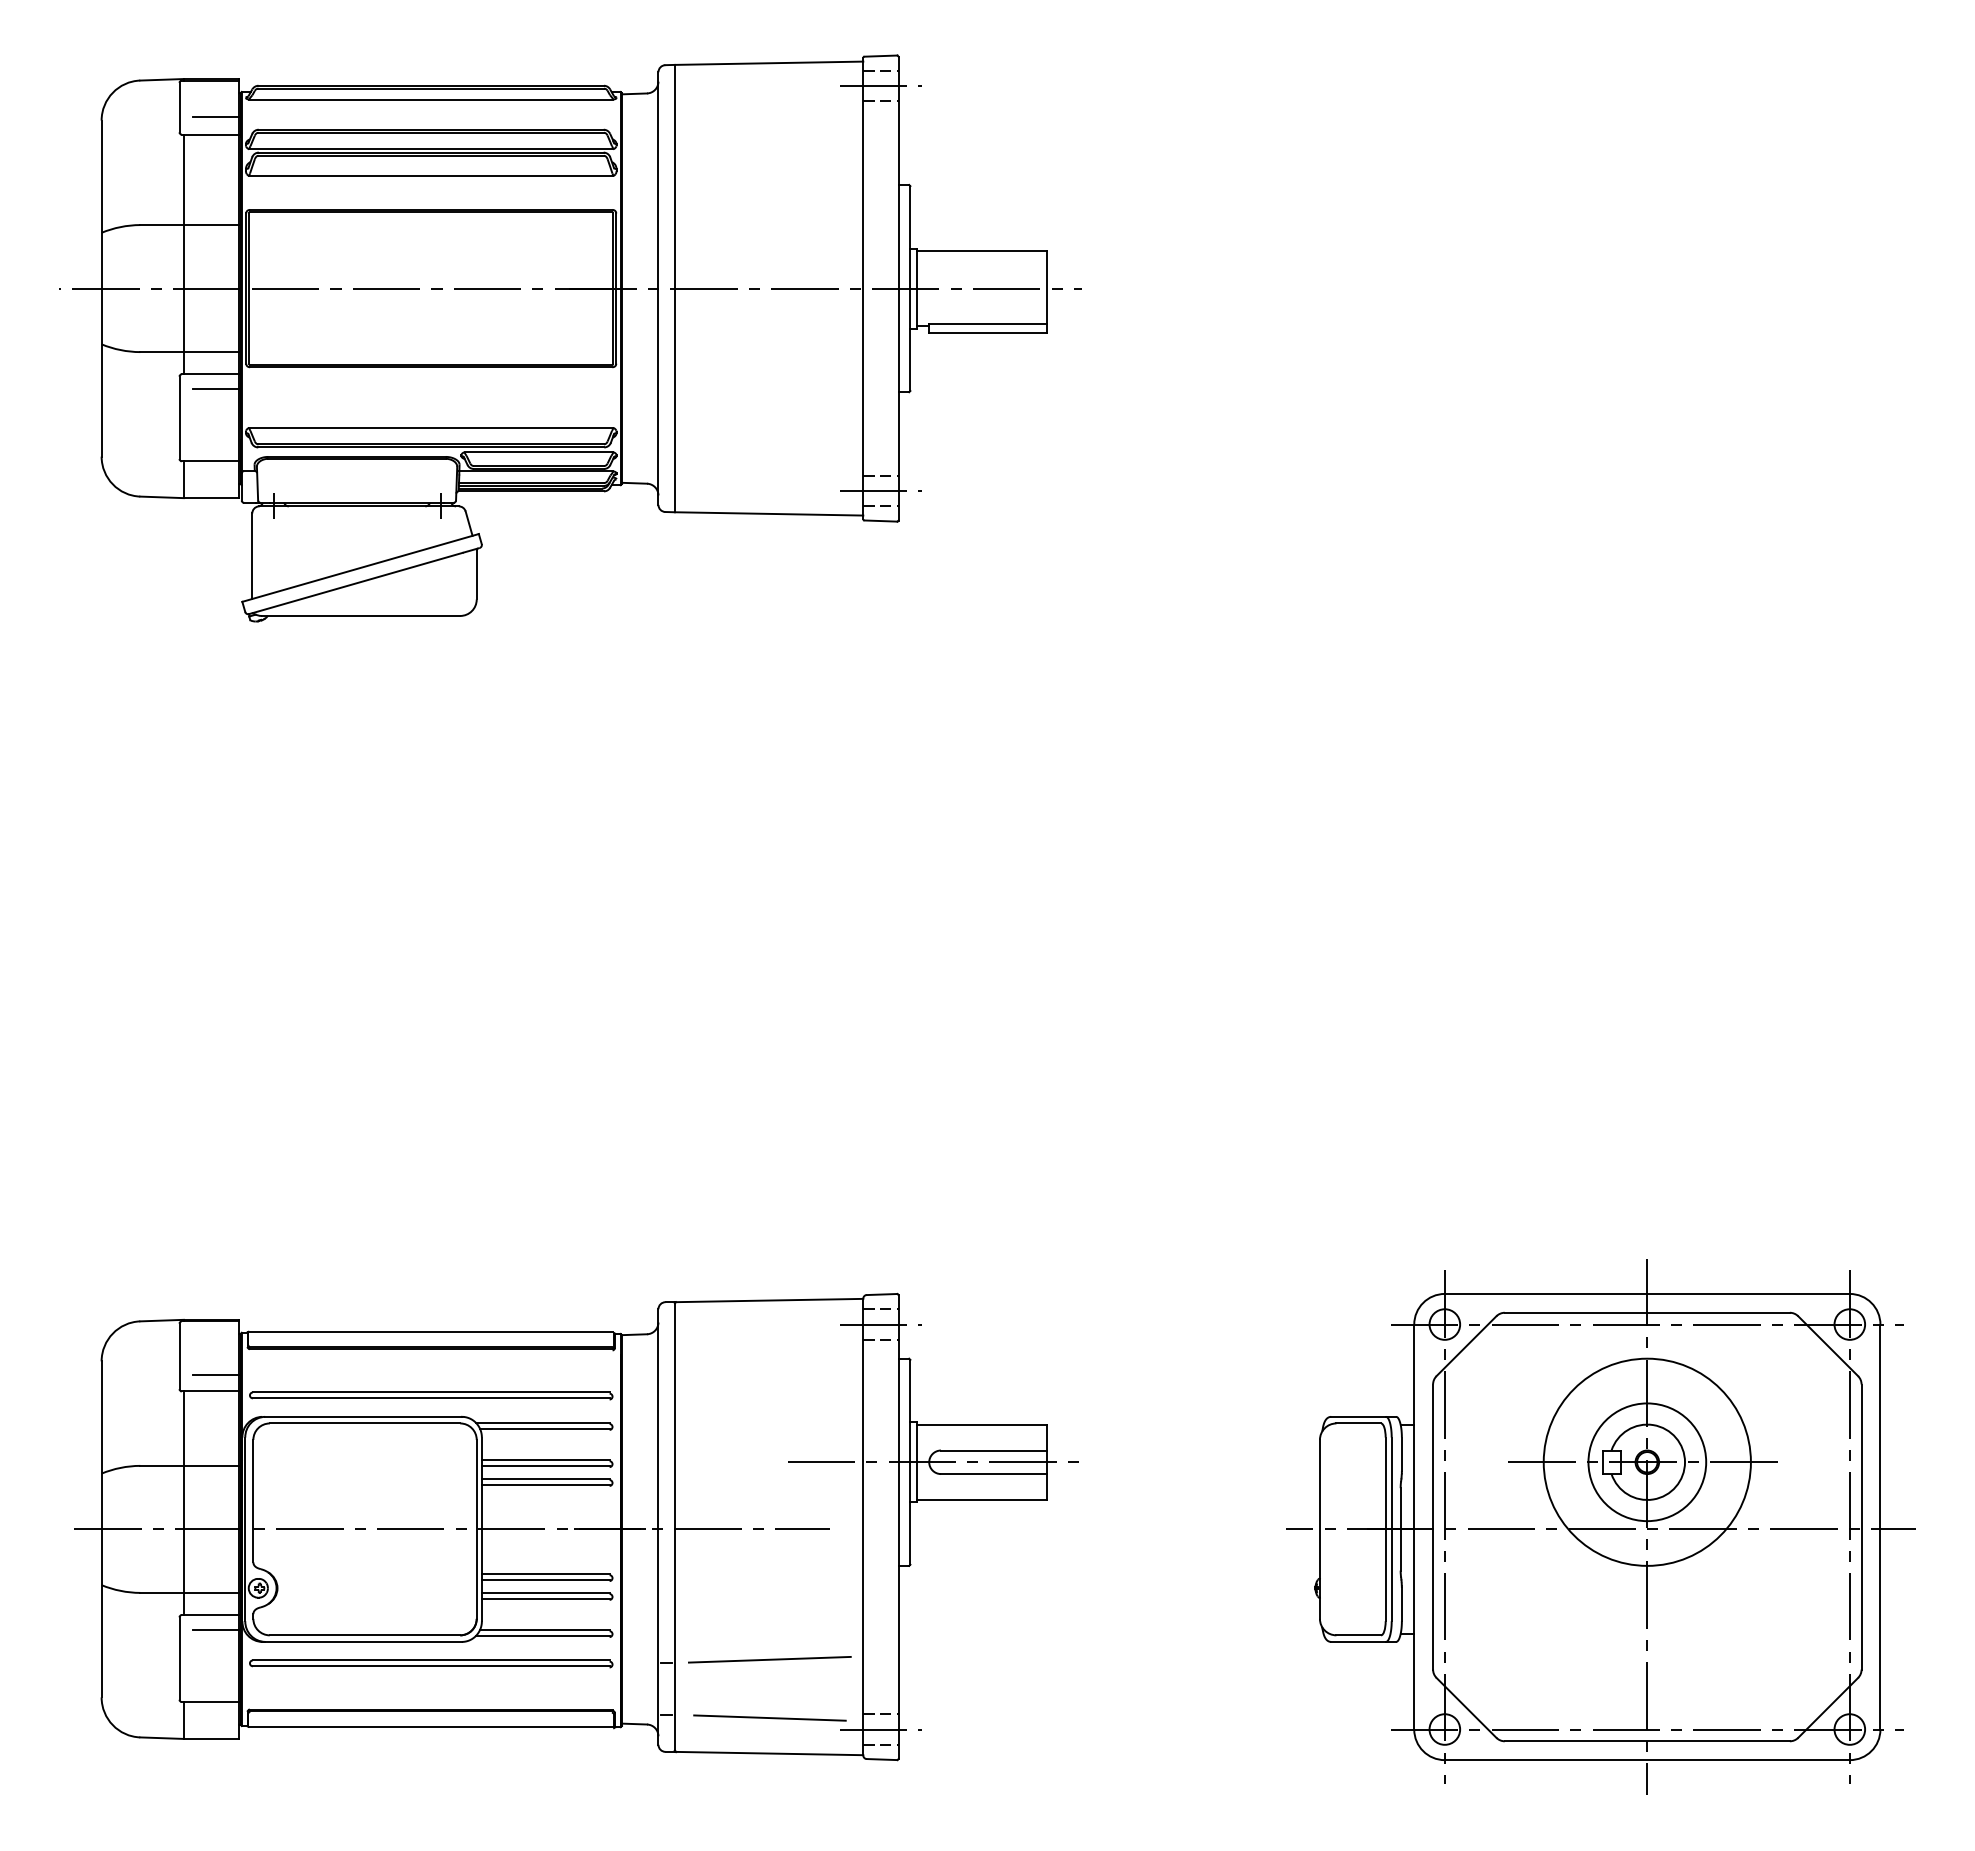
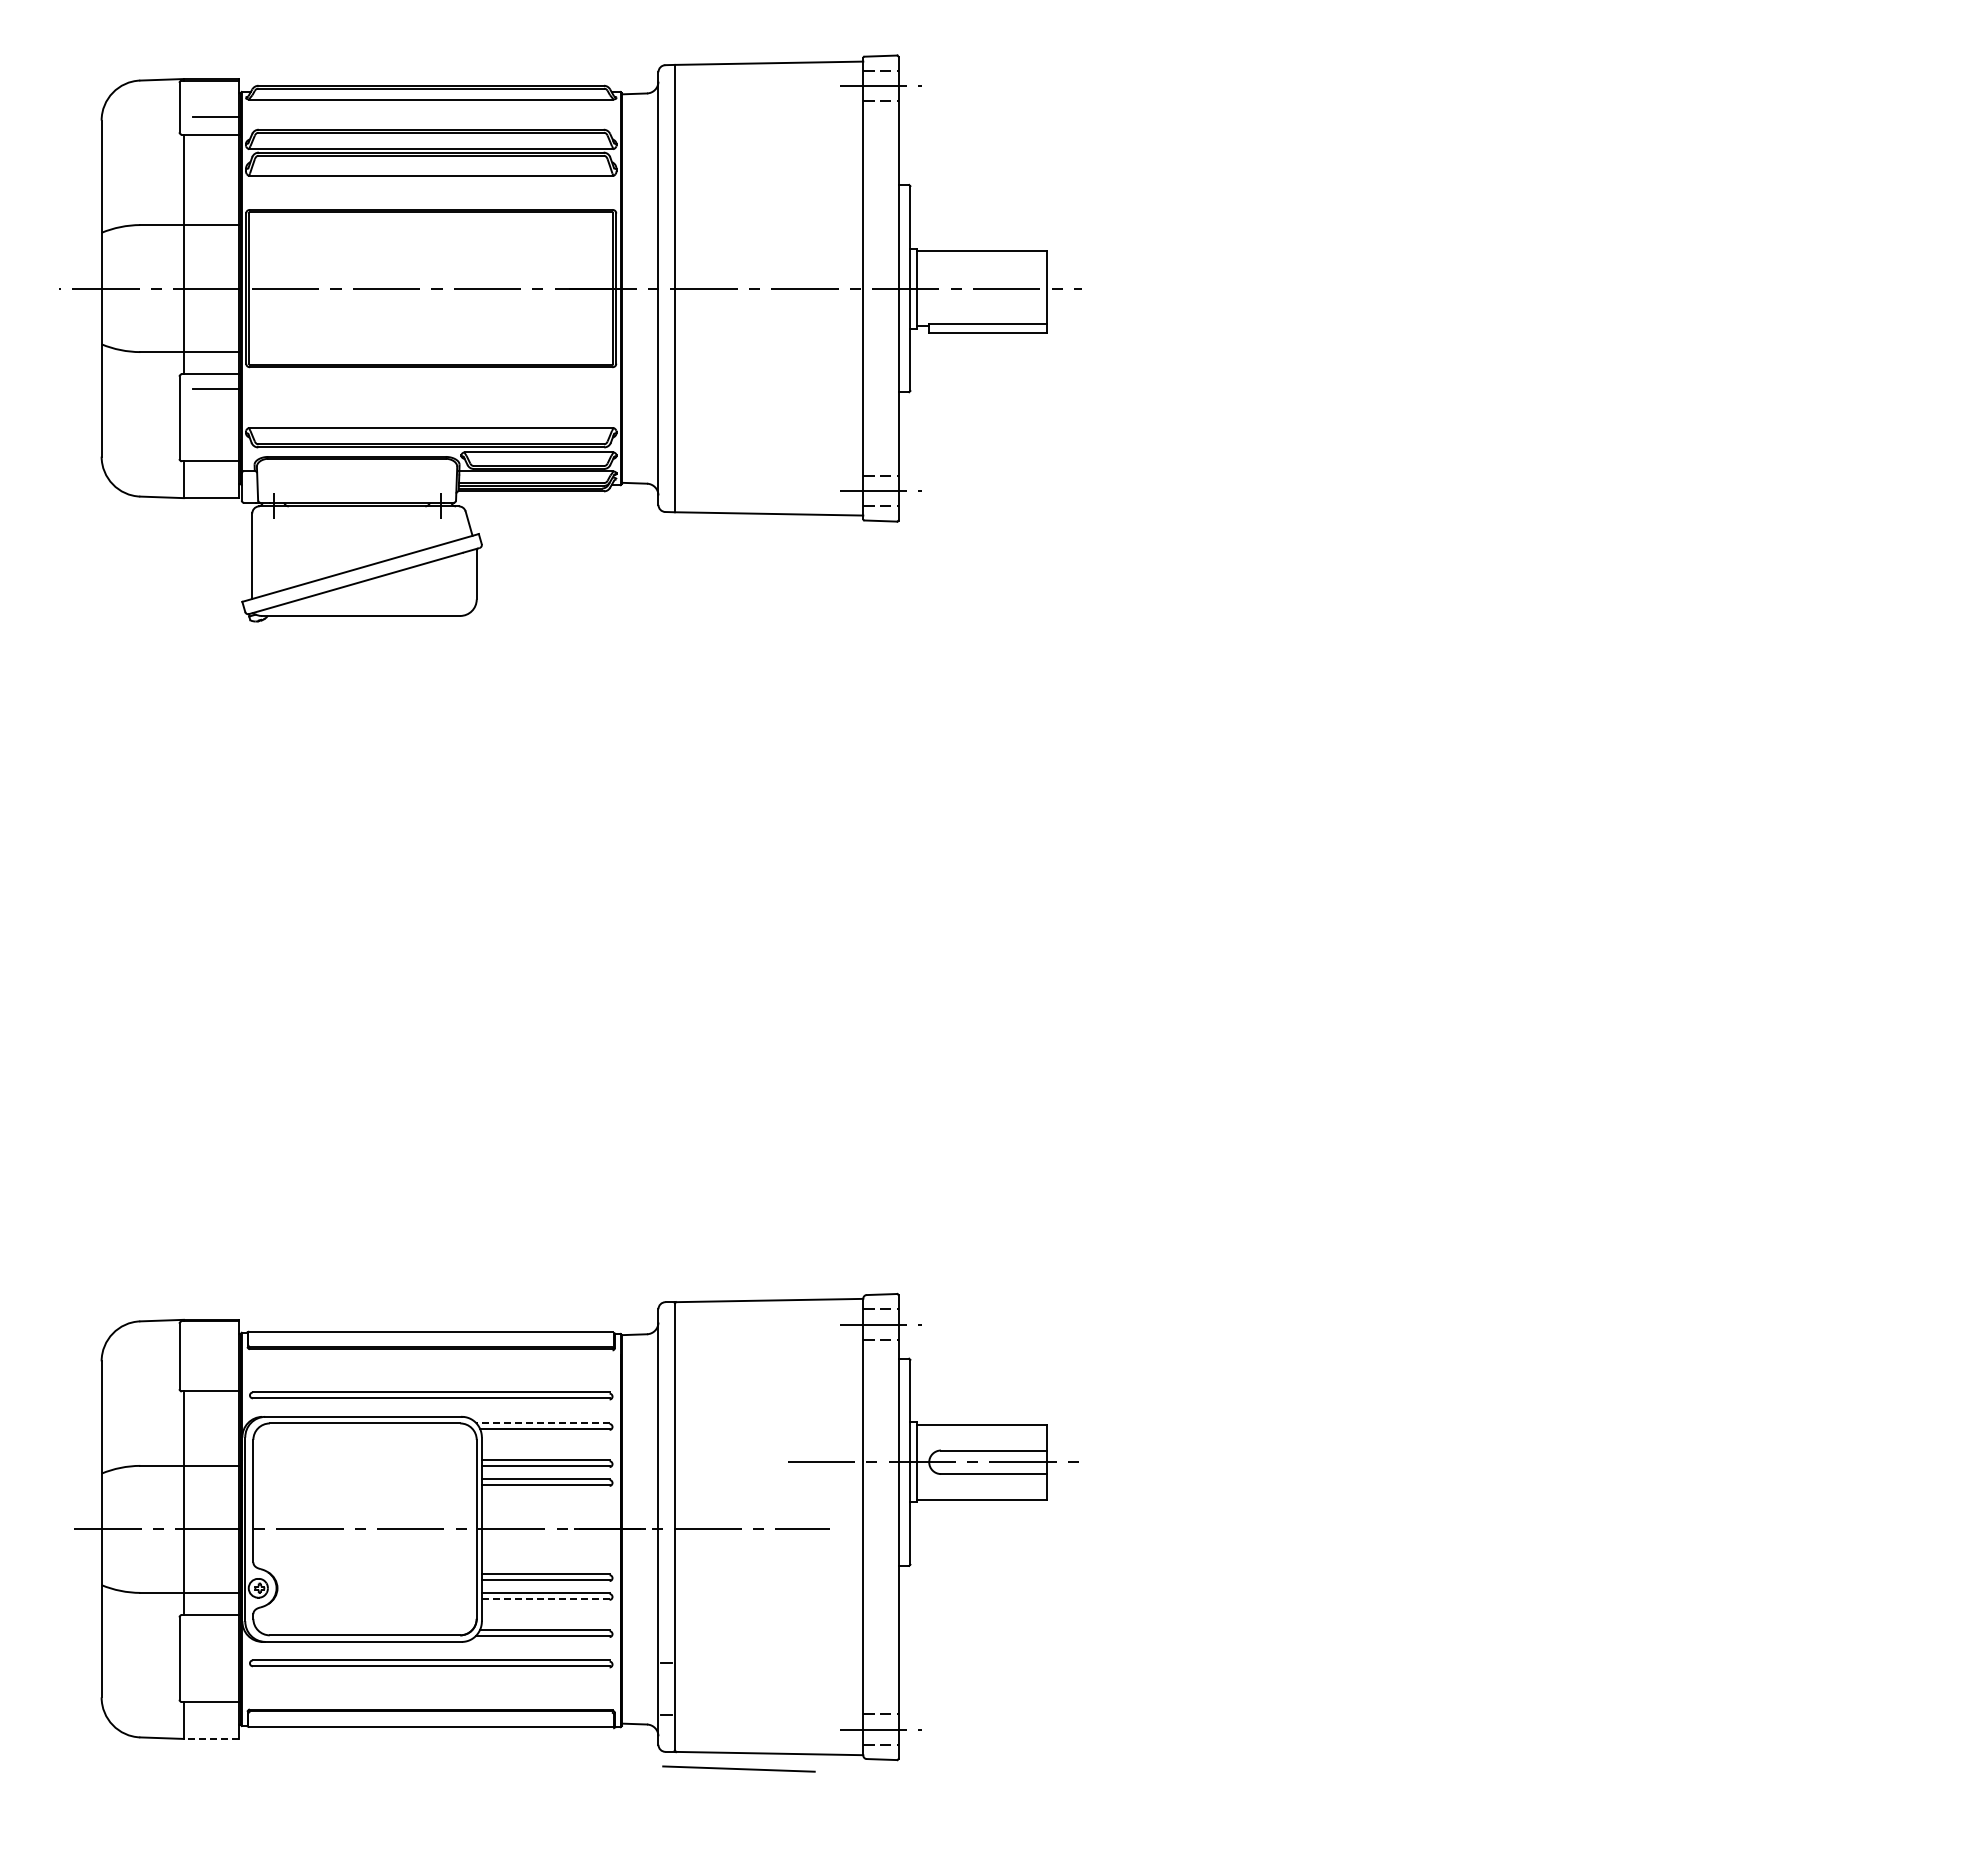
line: present -> none (216, 1375)
line: solid -> dashed (542, 1422)
part: present -> none (1600, 1526)
line: solid -> dashed (545, 1598)
line: present -> none (216, 1629)
line: present -> none (769, 1659)
line position: (769, 1717) -> (738, 1768) (738, 1768)
line: solid -> dashed (211, 1738)
